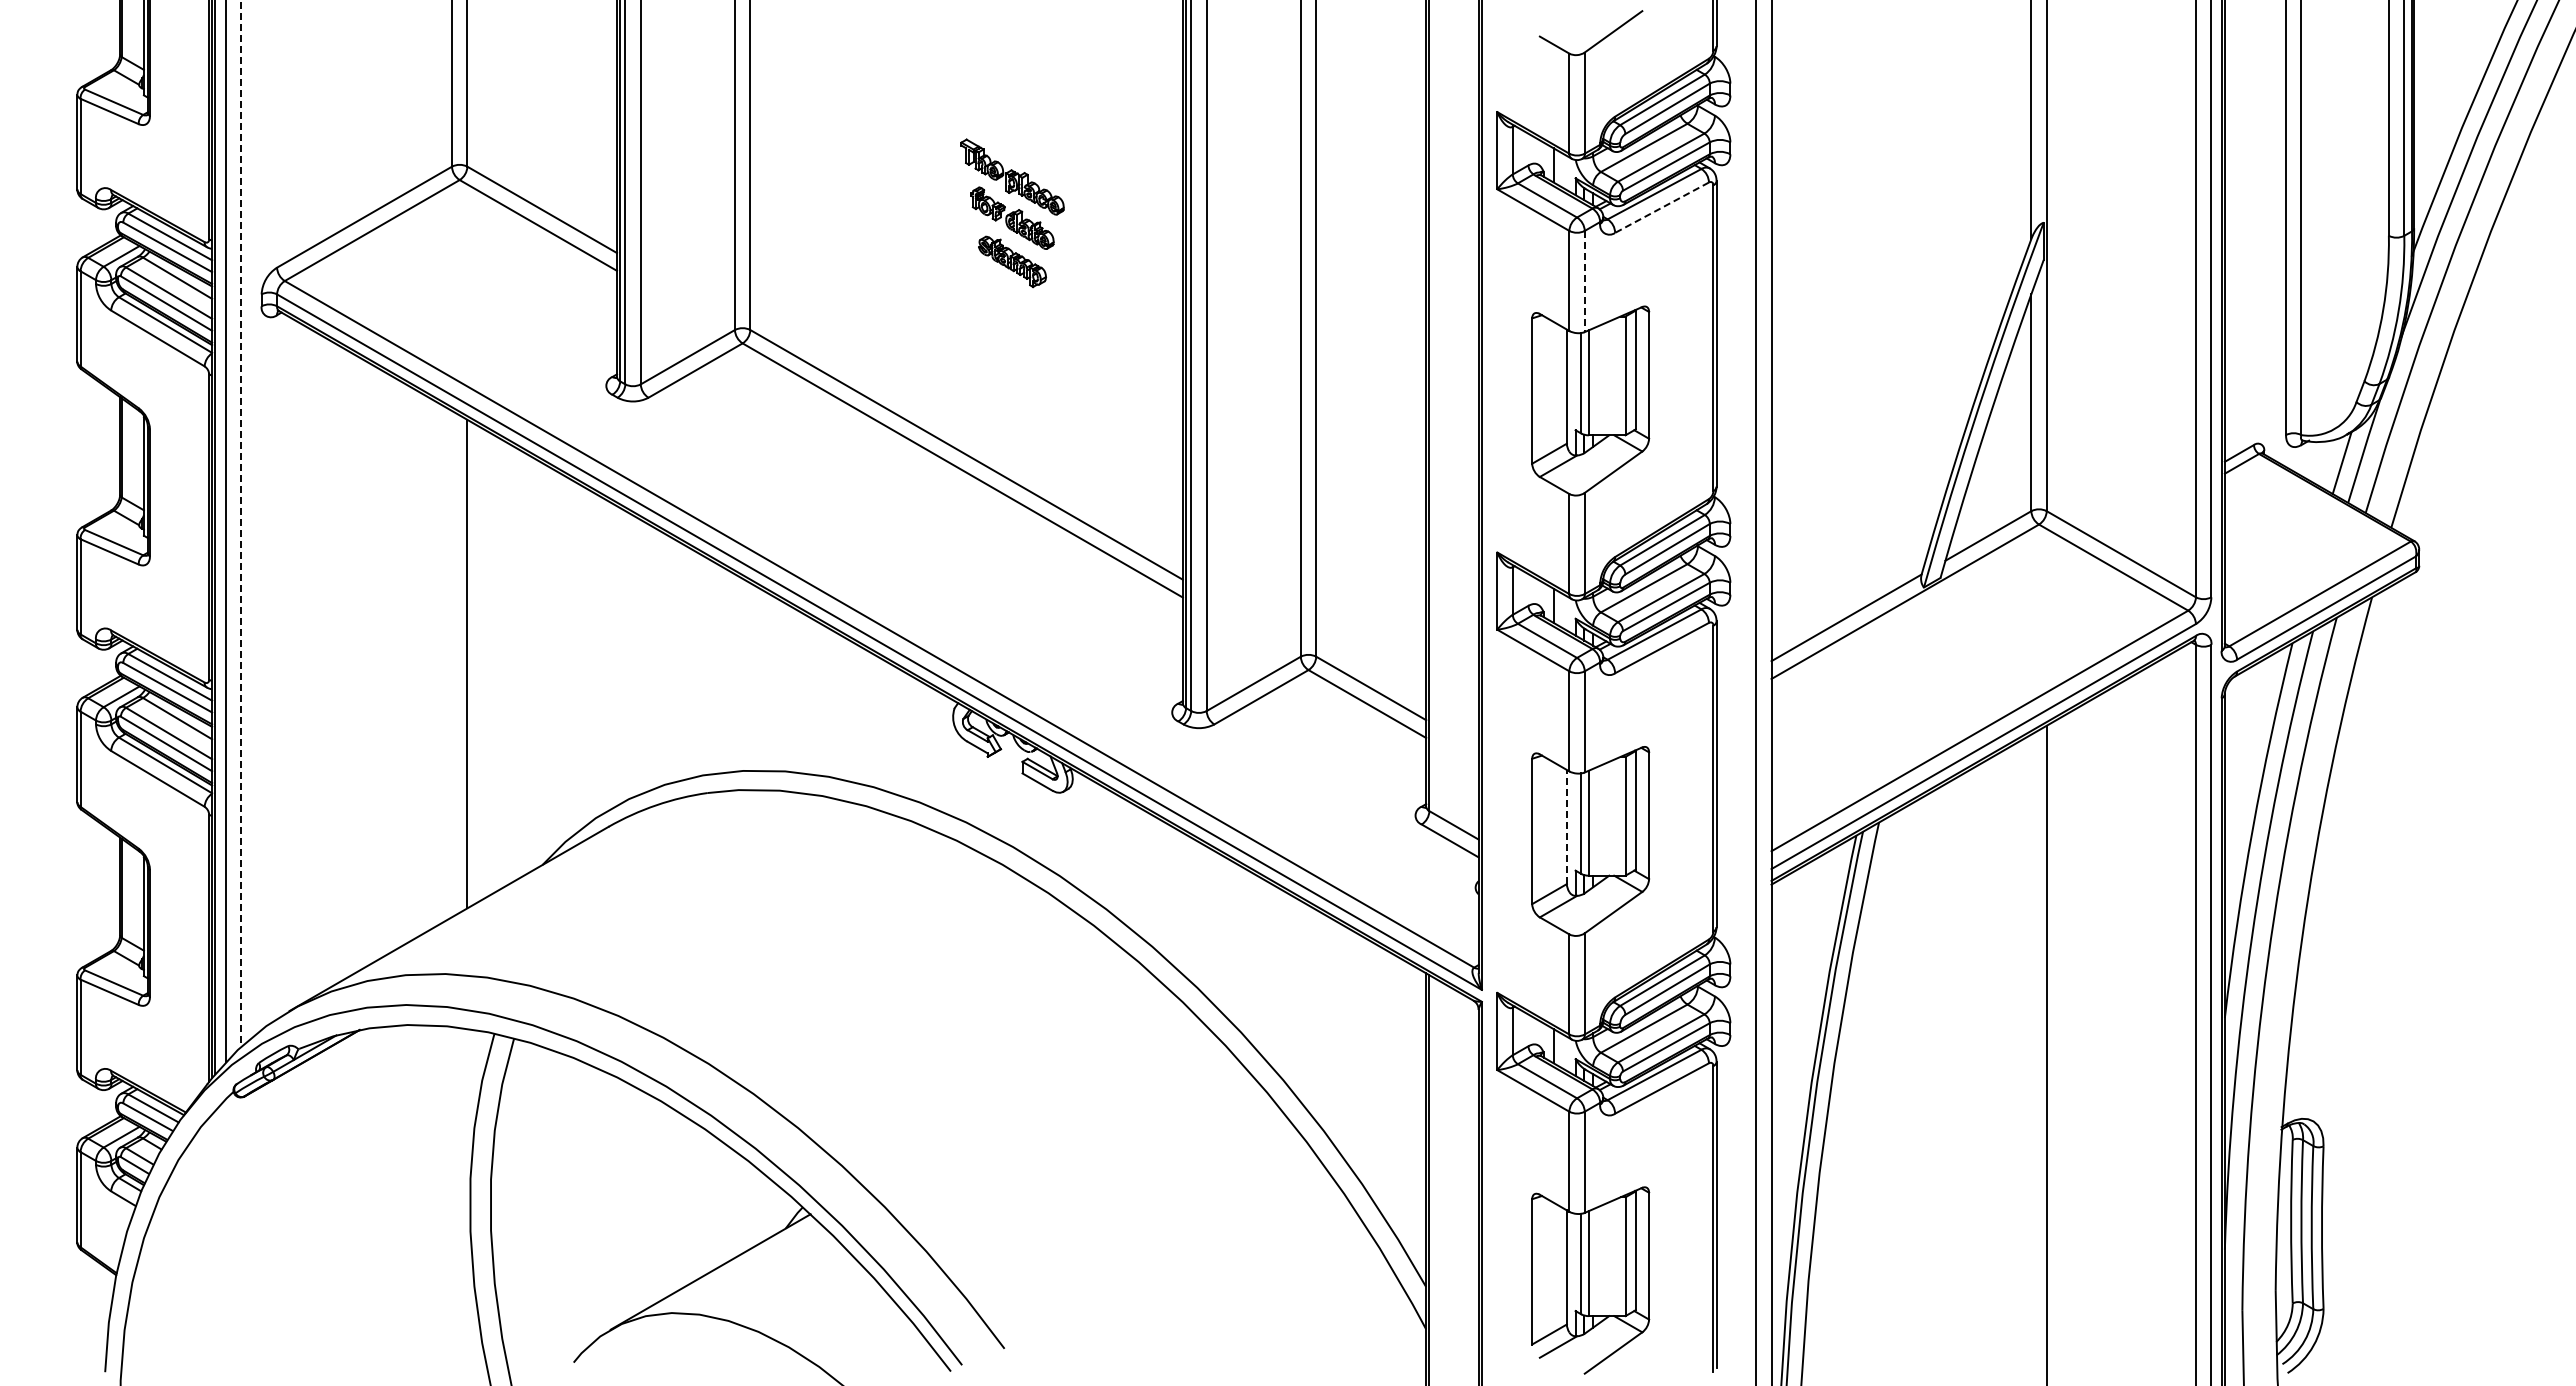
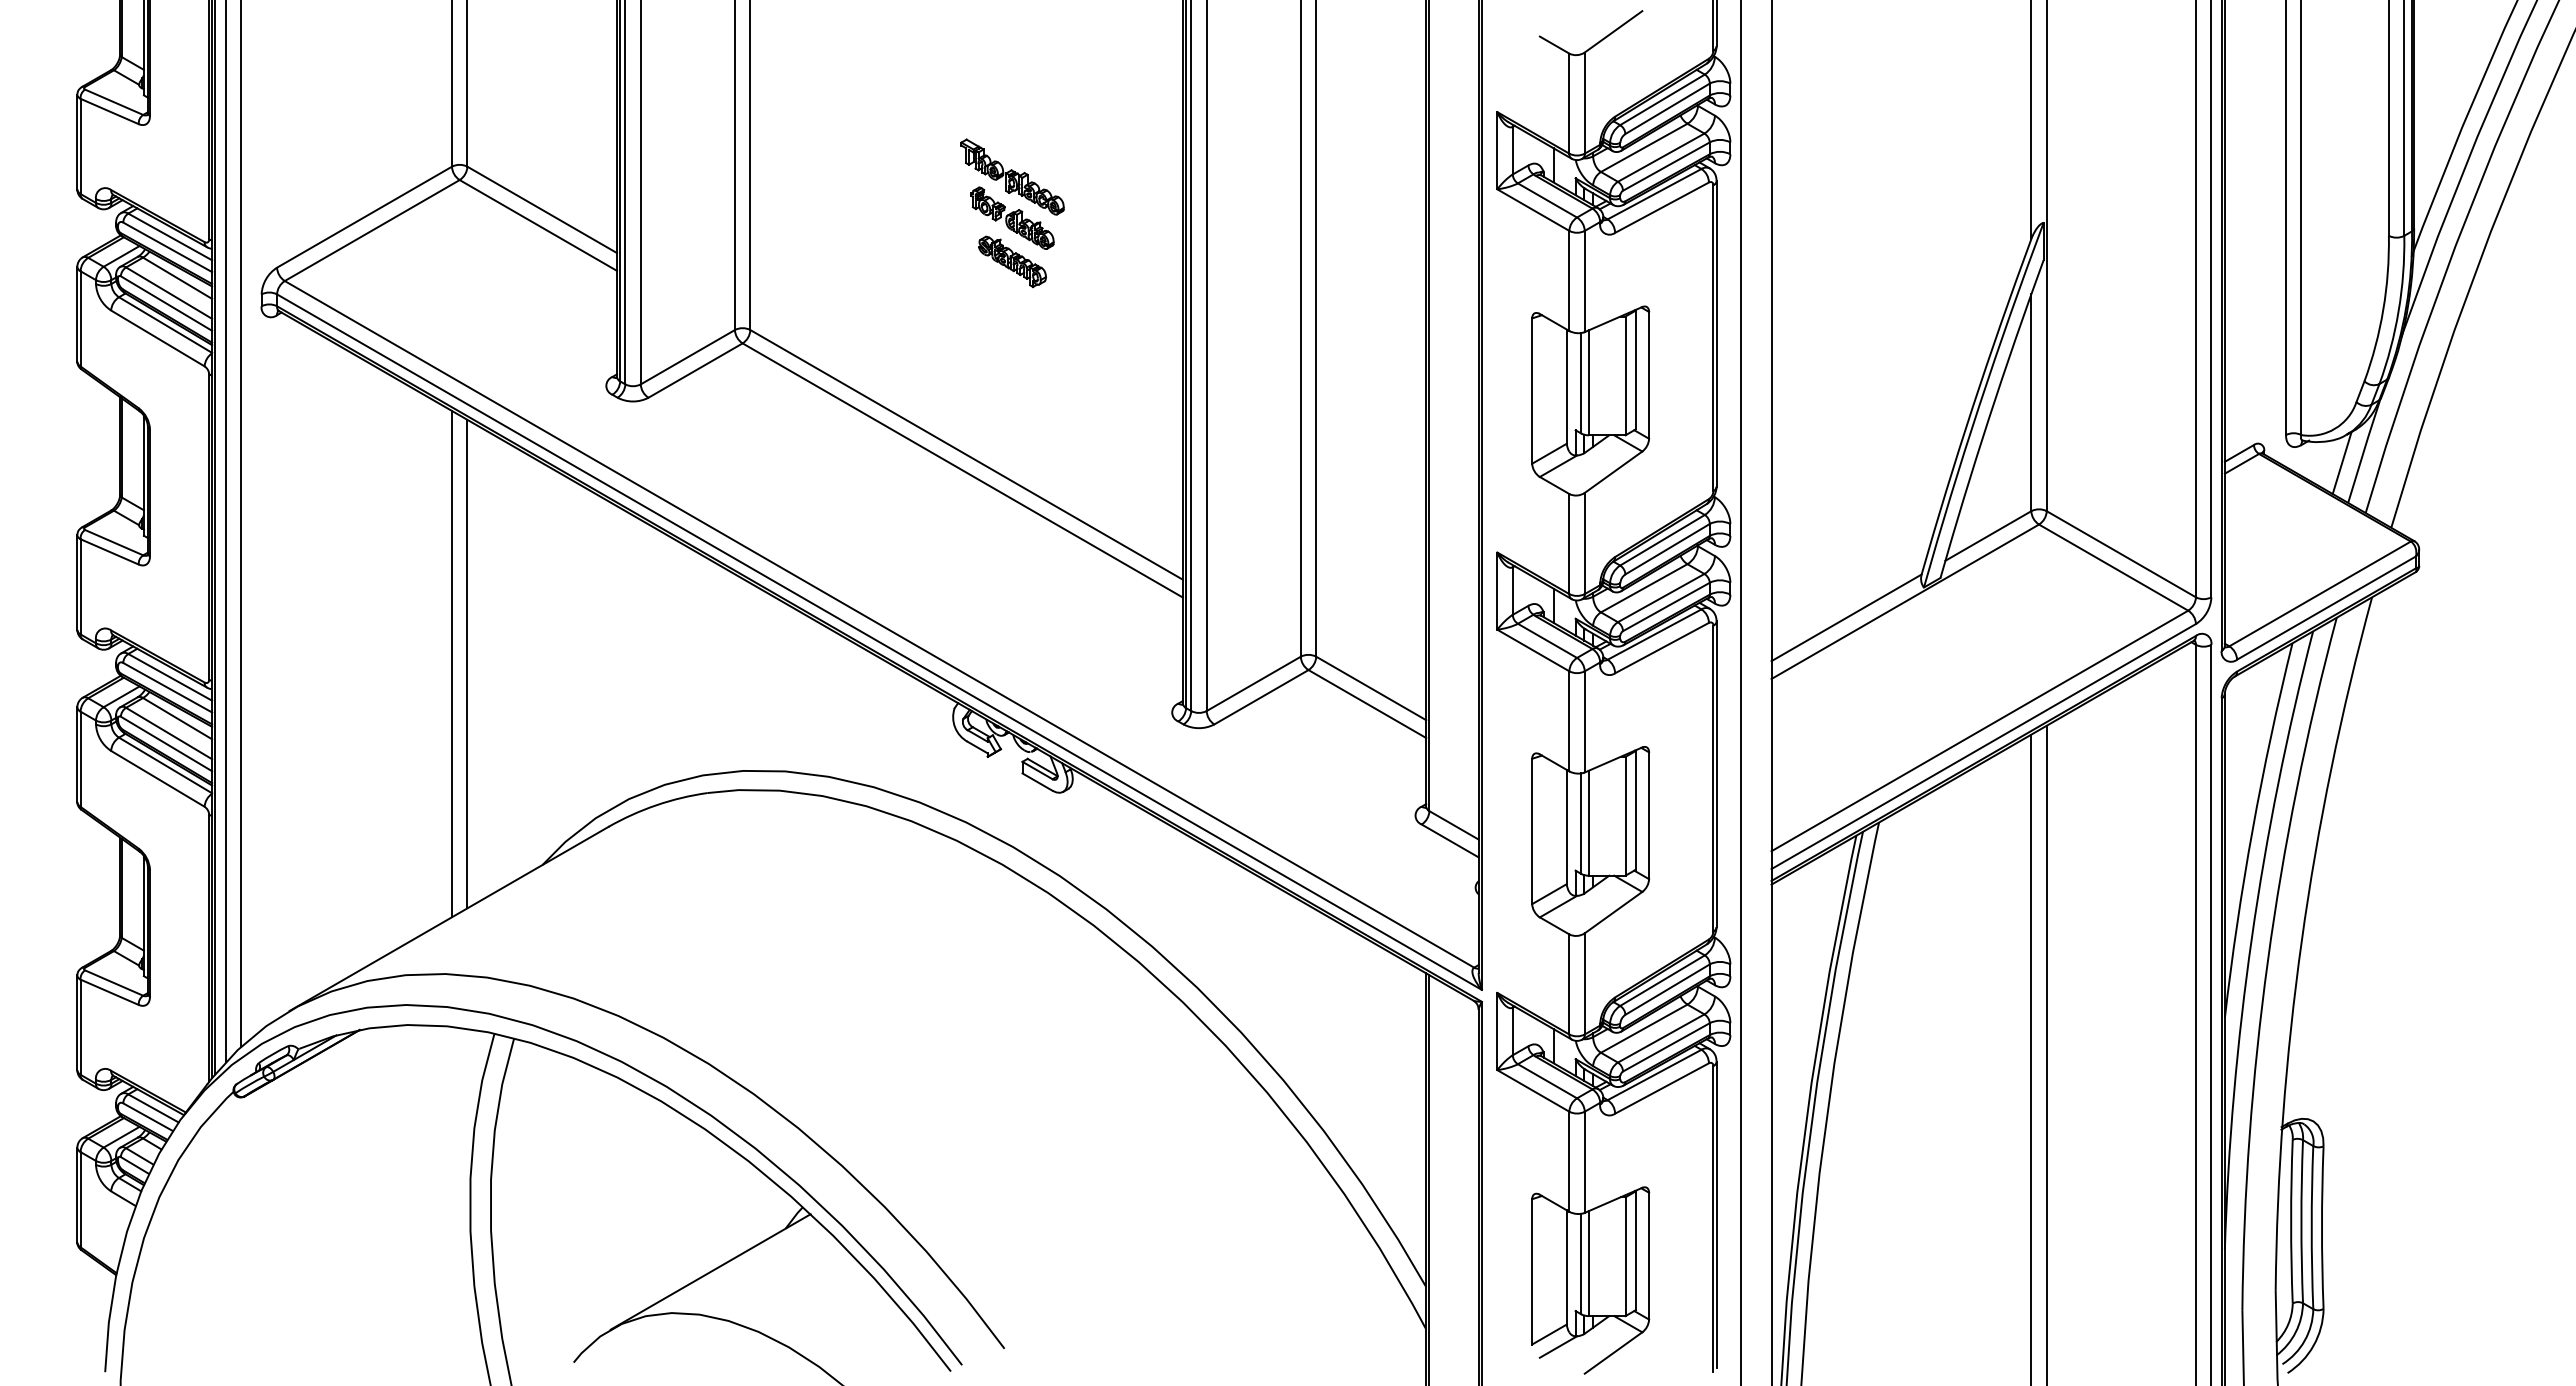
line: dashed -> solid (1661, 207)
line: dashed -> solid (1584, 281)
line: dashed -> solid (241, 524)
line: none -> present (451, 663)
line position: (1755, 692) -> (1740, 692) (1740, 692)
line: dashed -> solid (1566, 826)
line: none -> present (2031, 1058)
